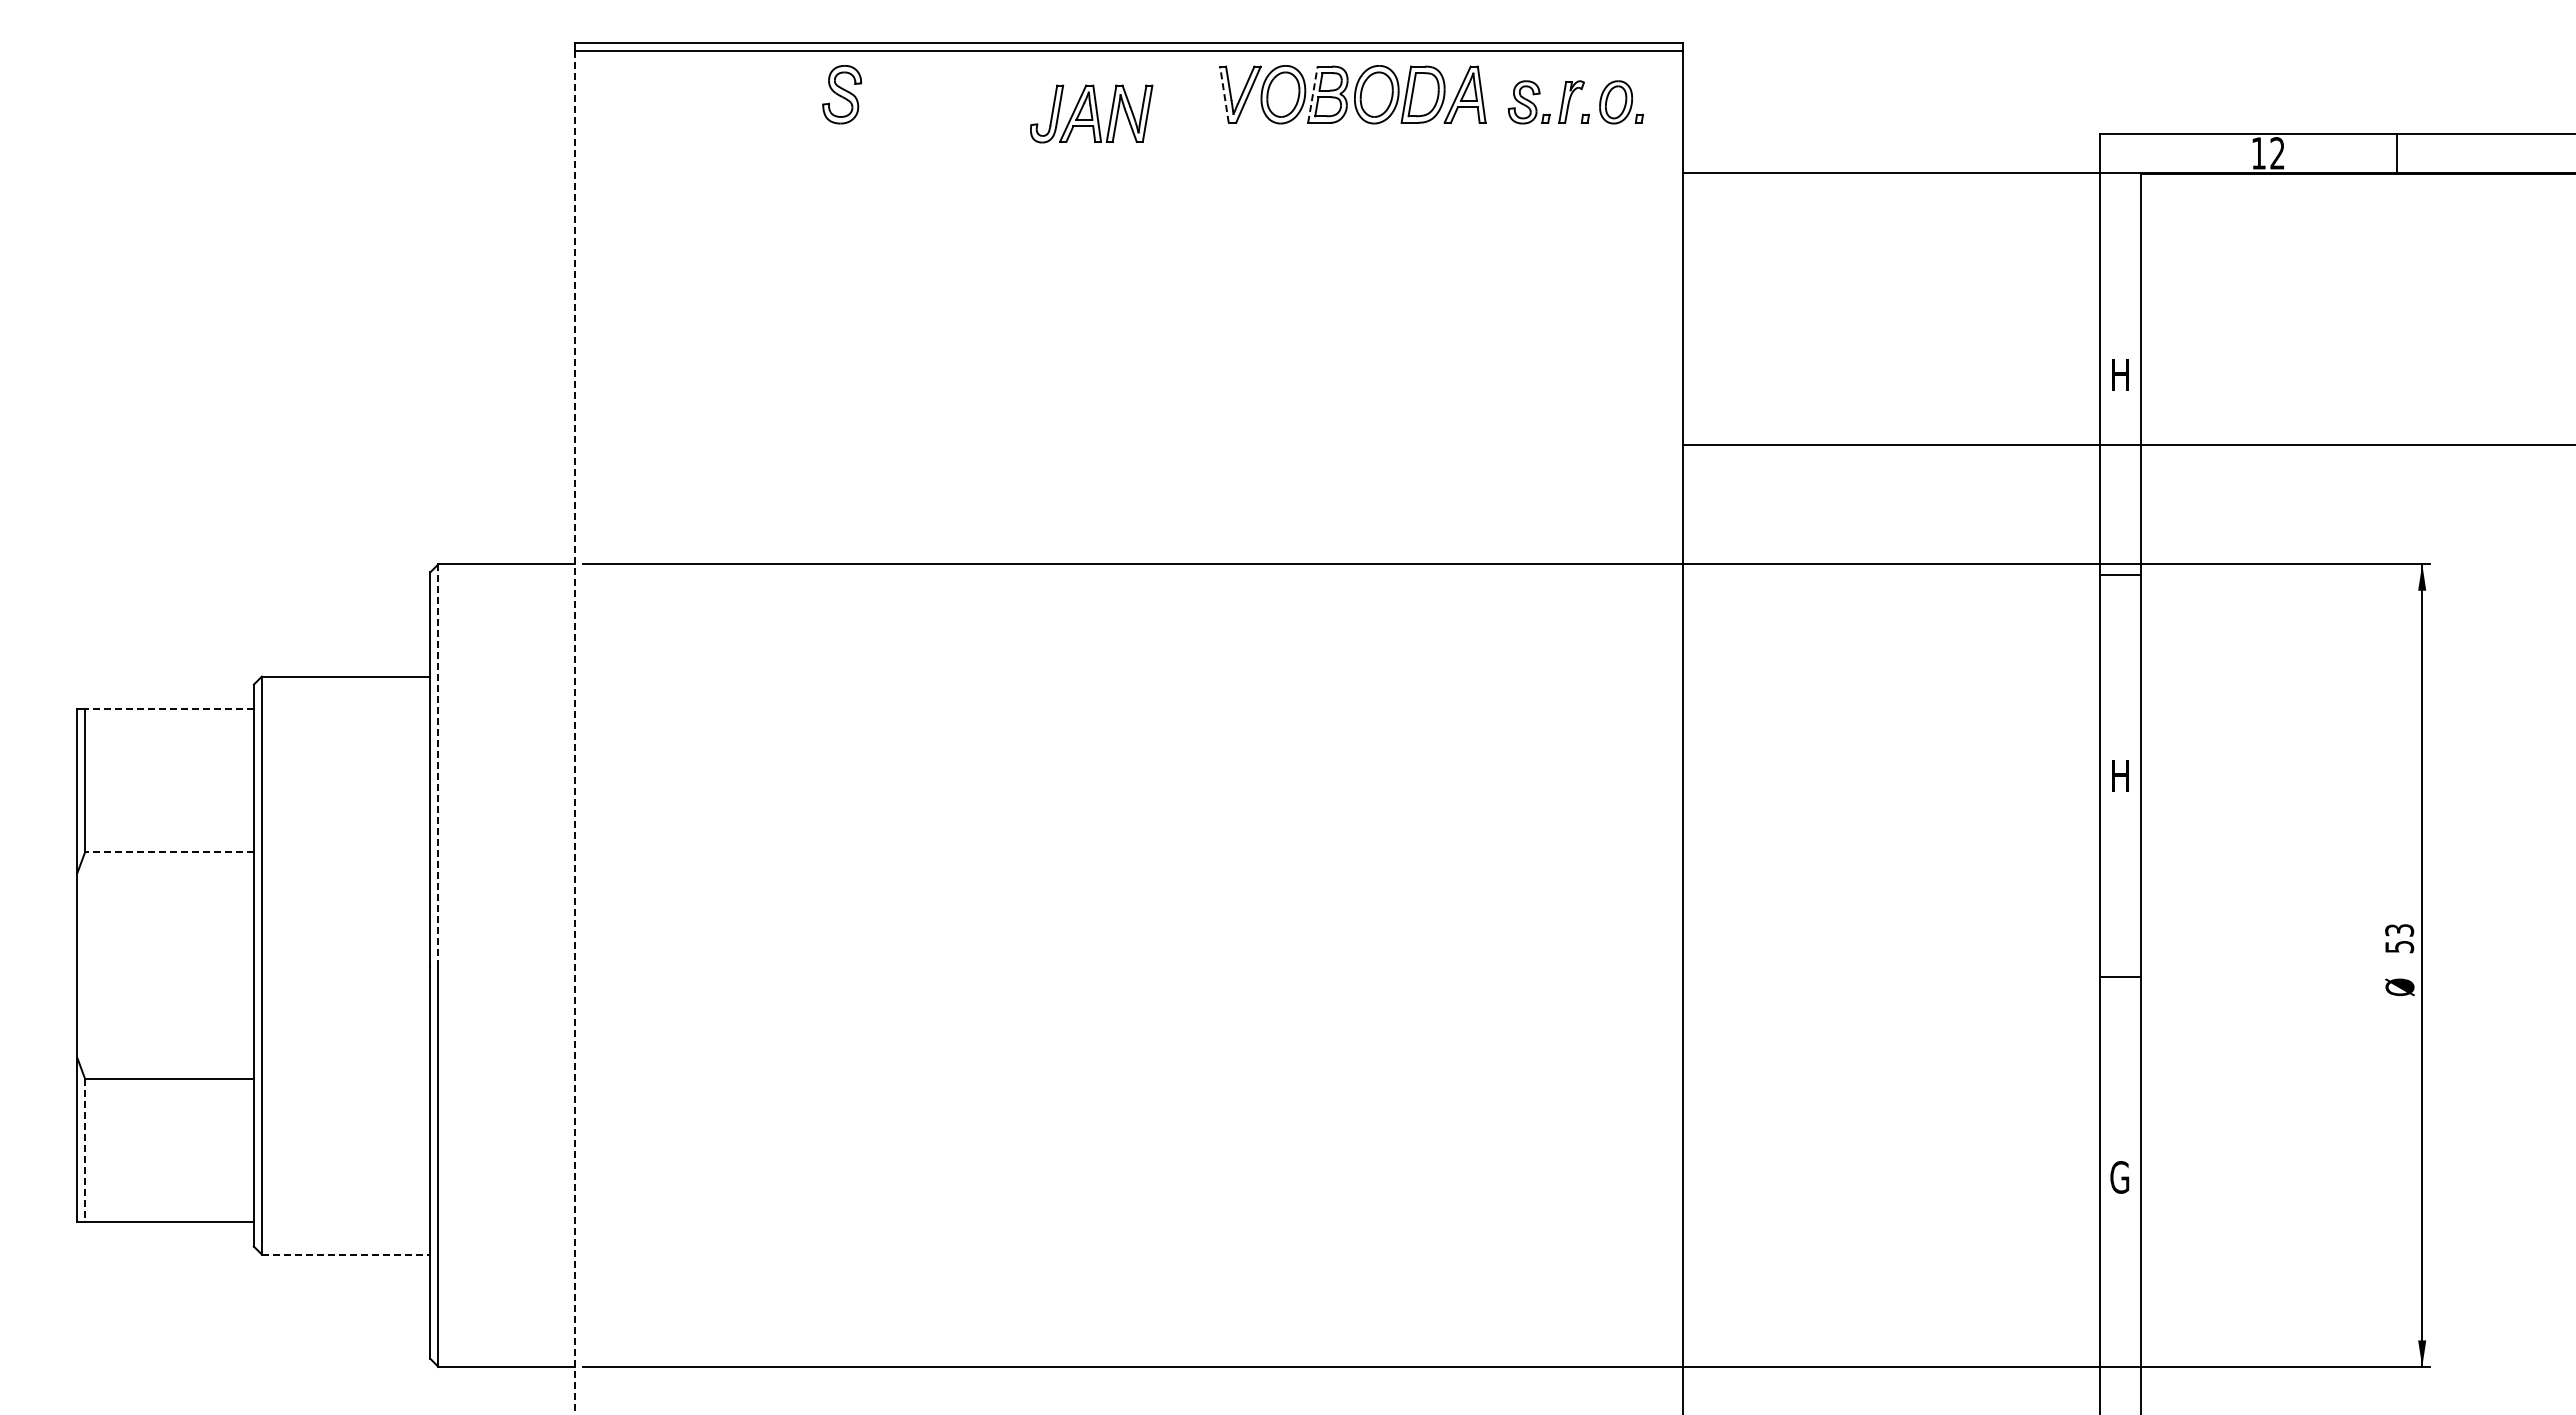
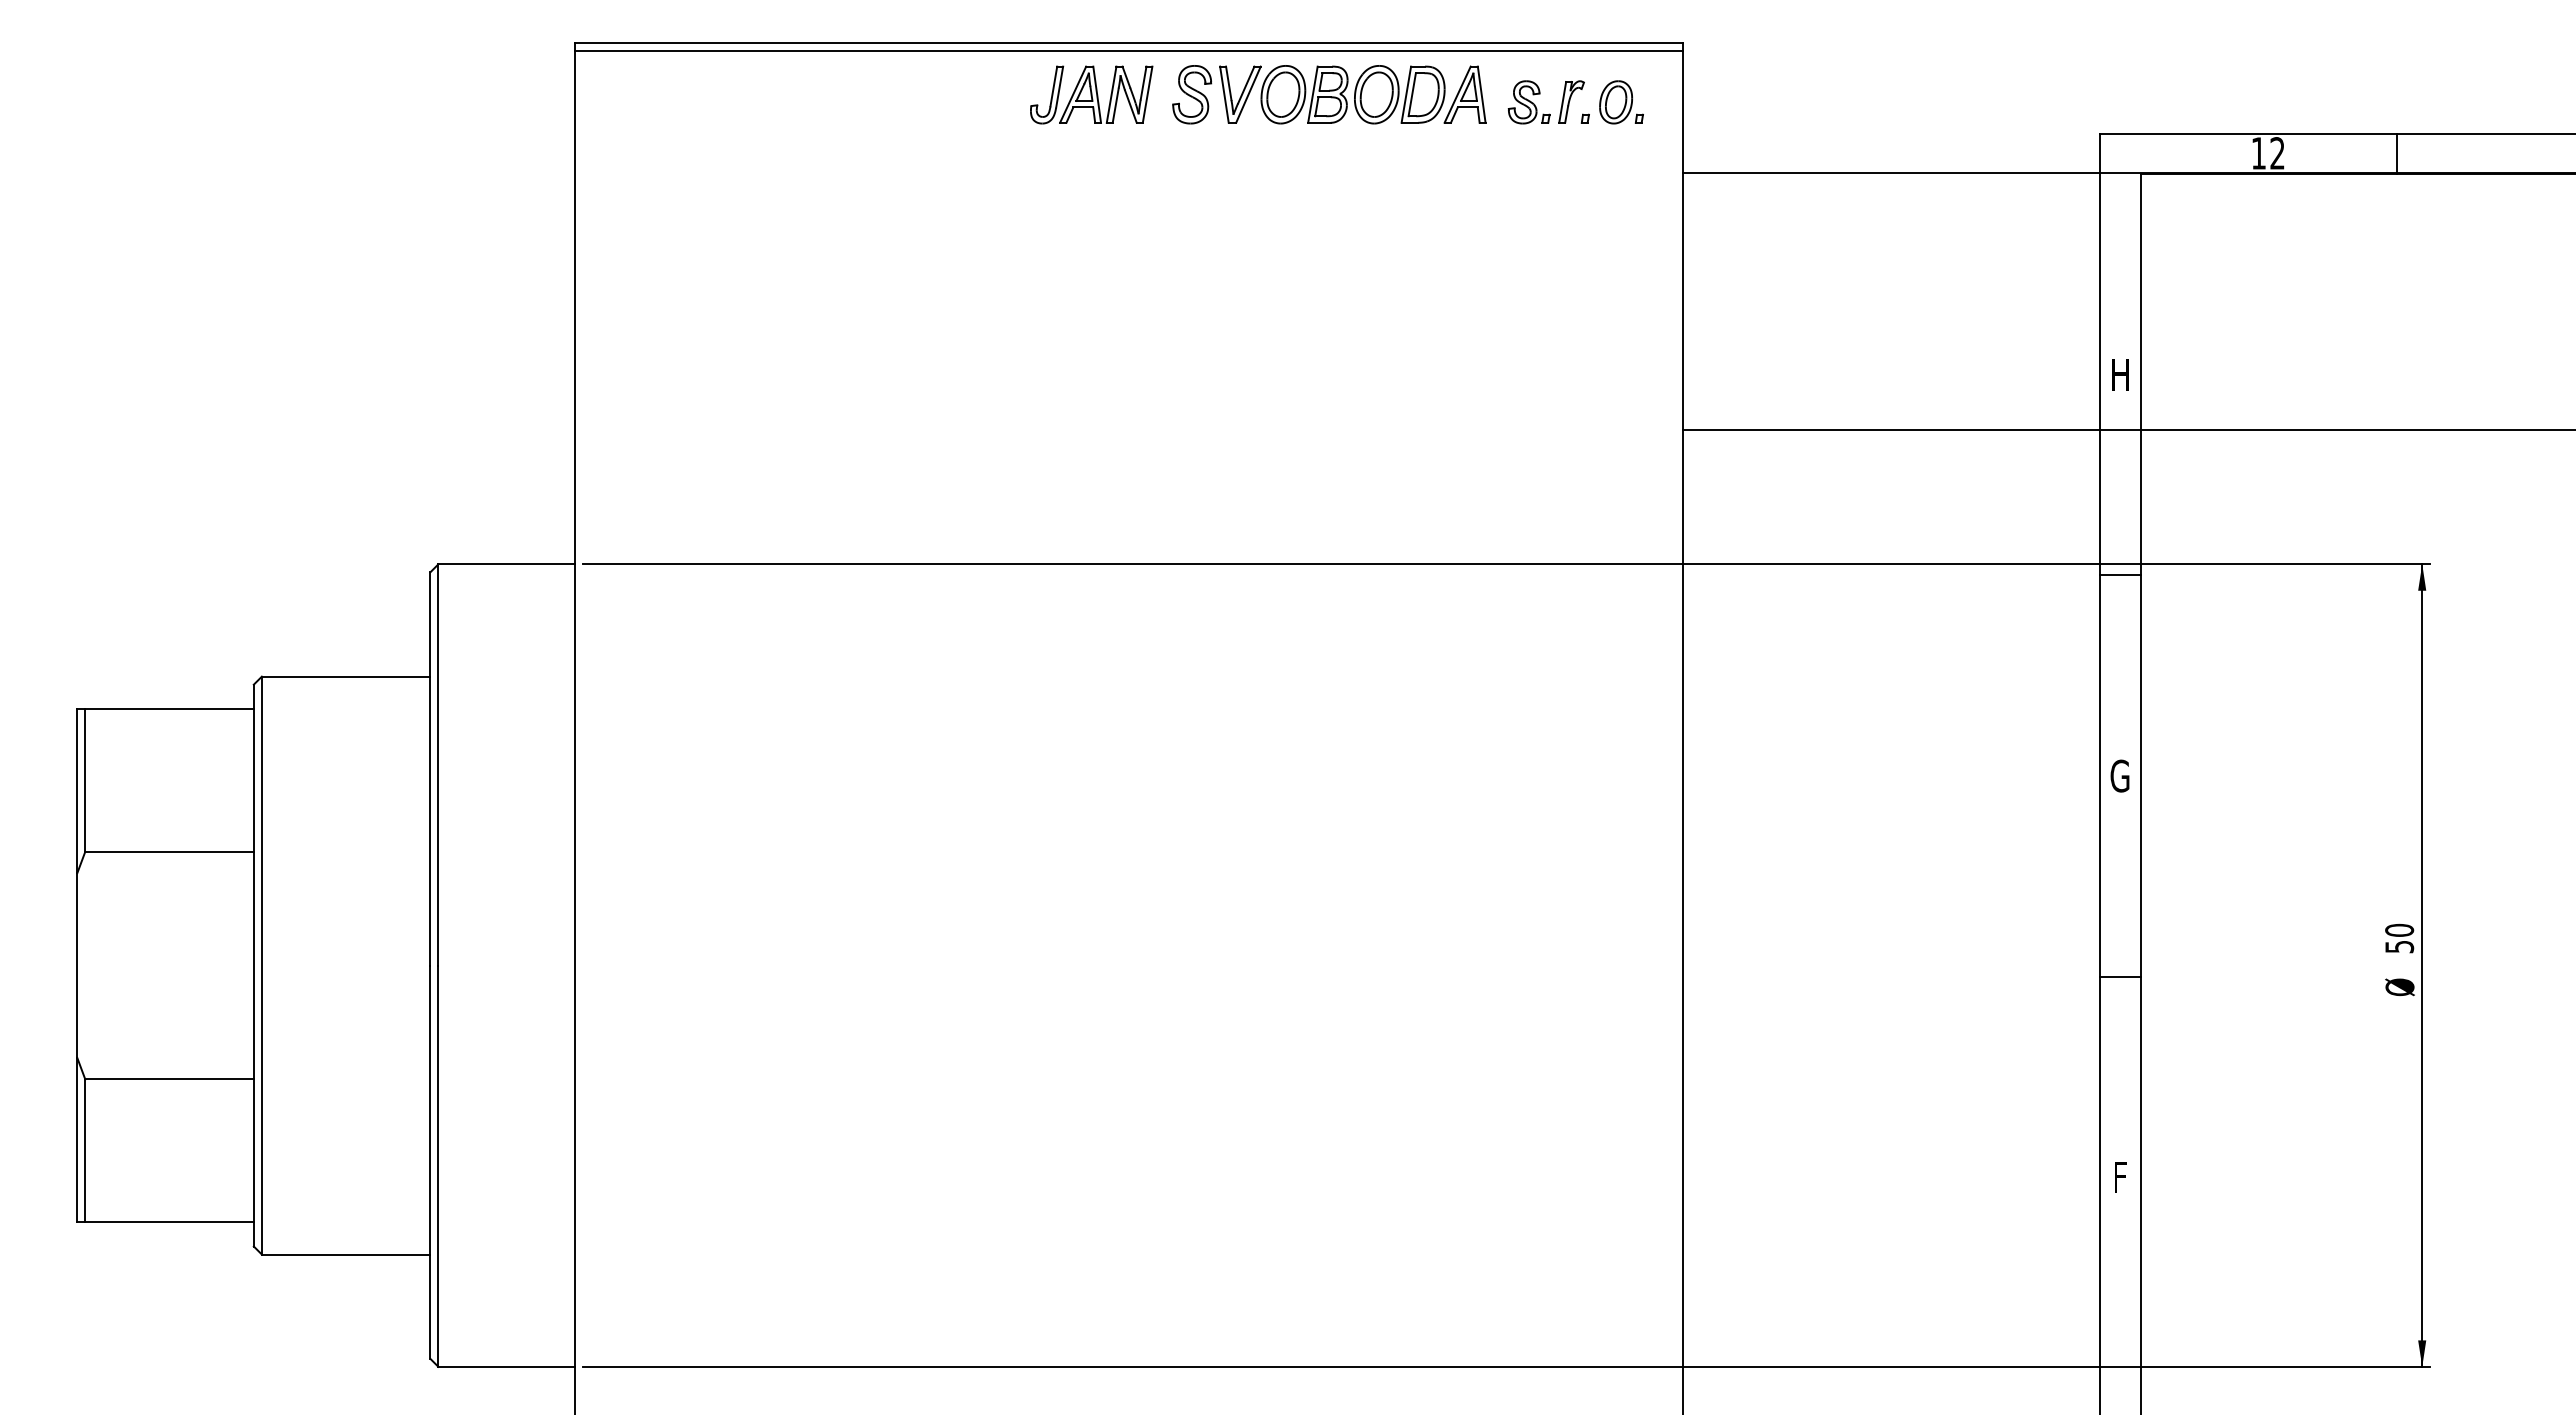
part position: (842, 94) -> (1192, 94) (1192, 94)
line: dashed -> solid (1224, 94)
line: dashed -> solid (1313, 94)
part position: (1091, 113) -> (1091, 94) (1091, 94)
line position: (2127, 445) -> (2127, 430) (2127, 430)
line: dashed -> solid (169, 708)
line: dashed -> solid (574, 732)
line: dashed -> solid (438, 764)
text: H -> G (2119, 775)
line: dashed -> solid (169, 851)
text: 53 -> 50 (2399, 929)
line: dashed -> solid (85, 1150)
text: G -> F (2119, 1177)
line: dashed -> solid (346, 1254)
